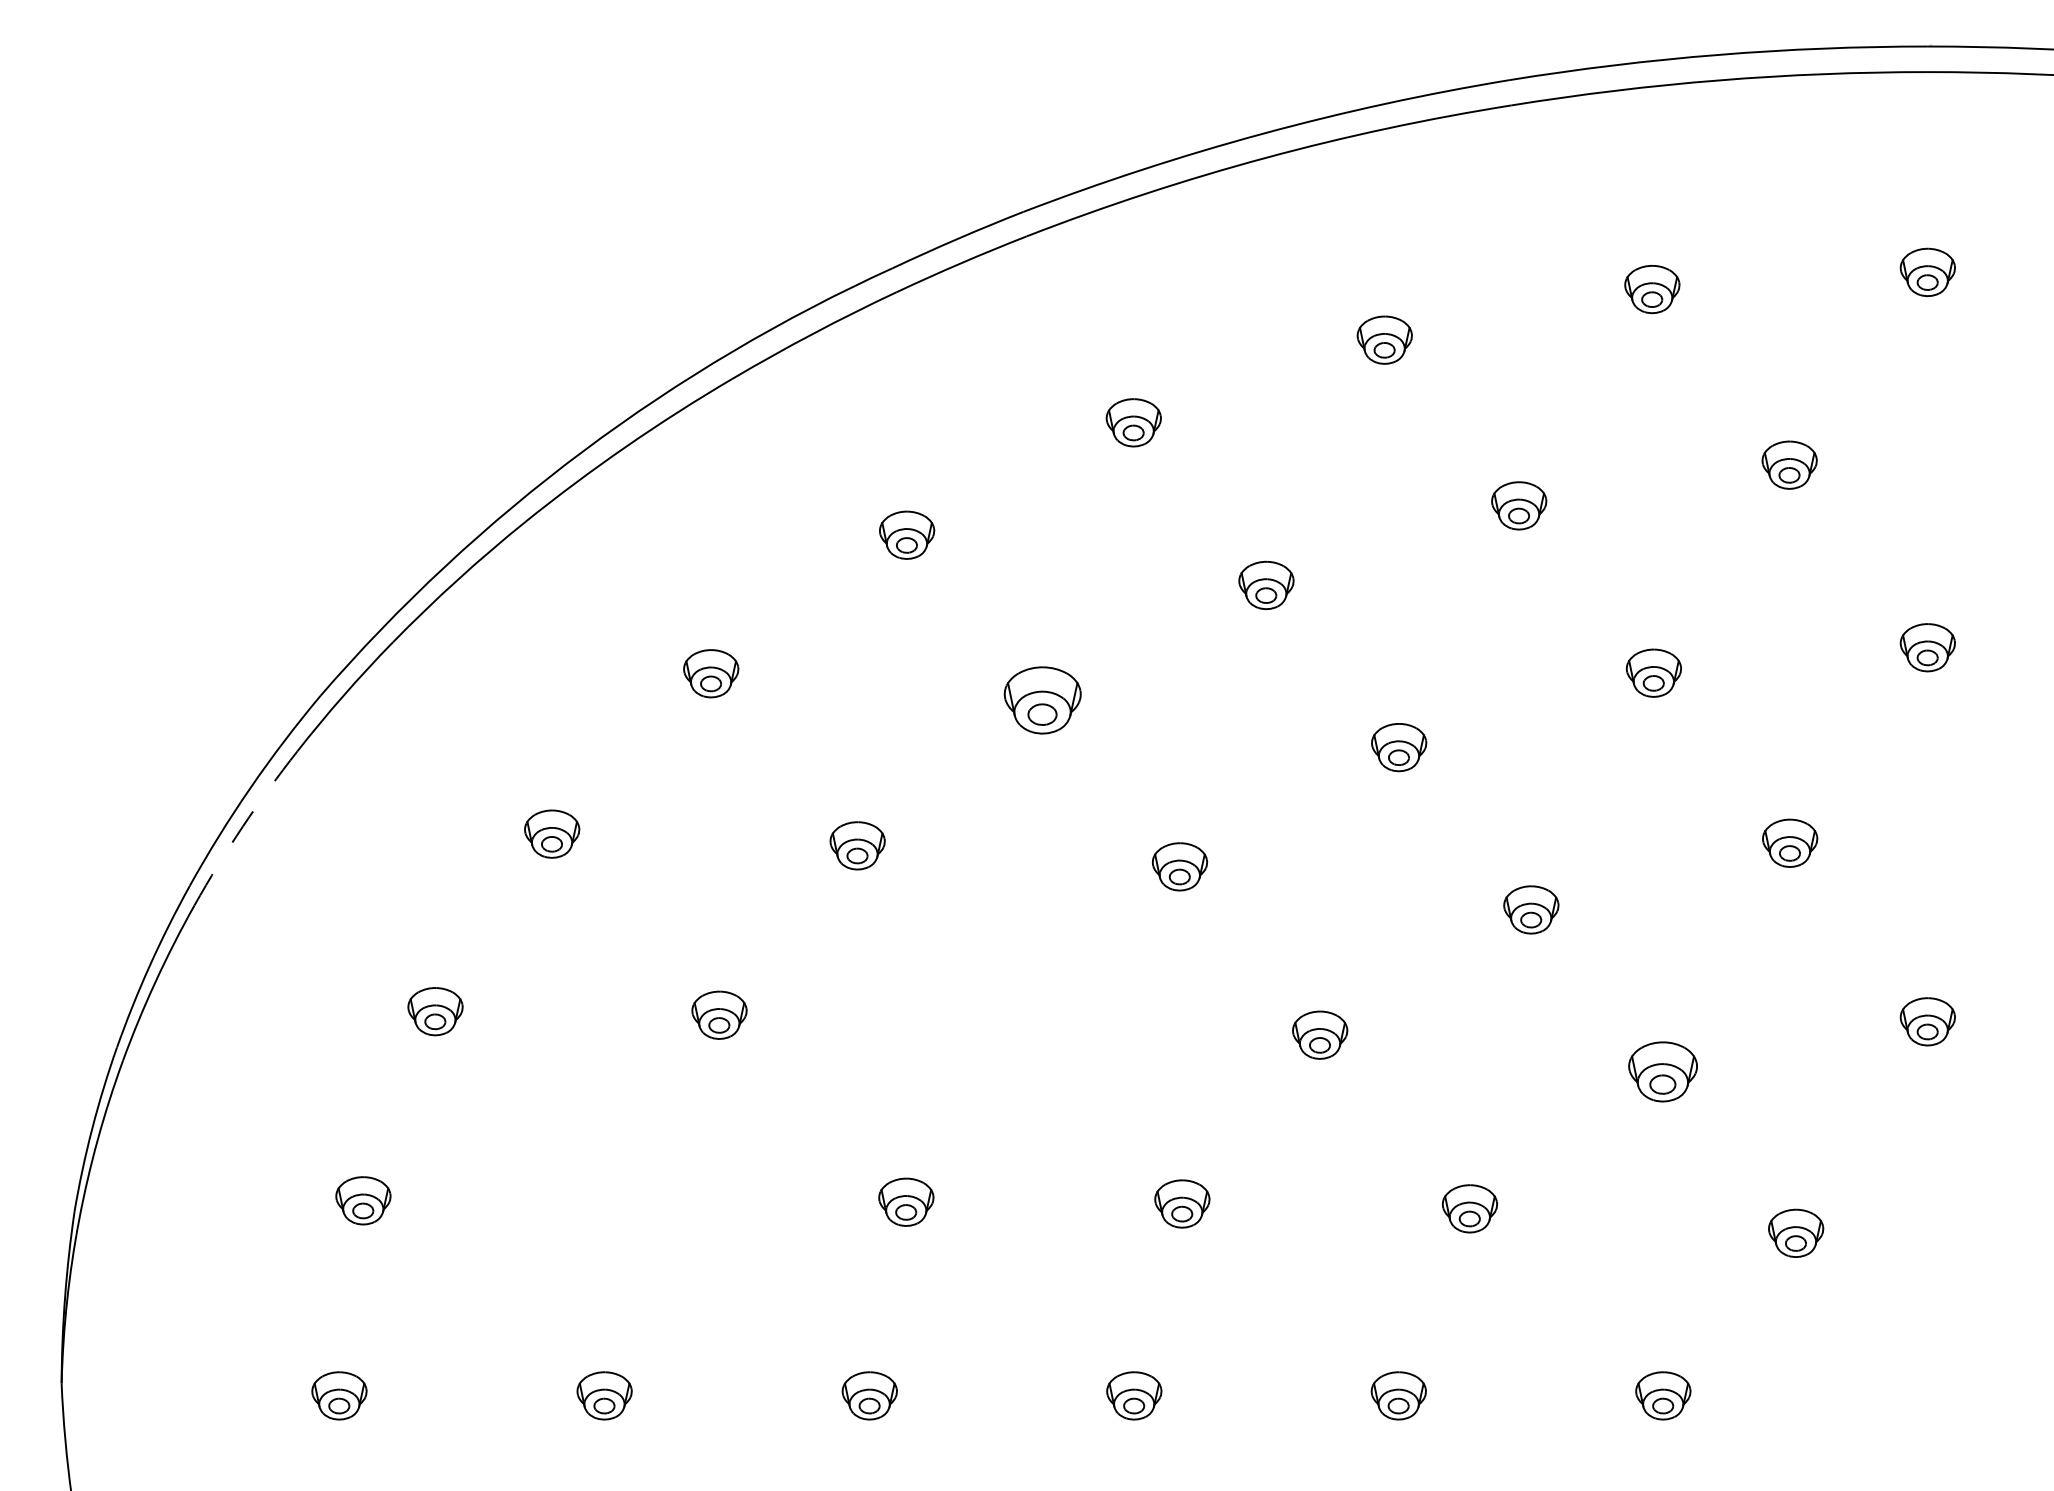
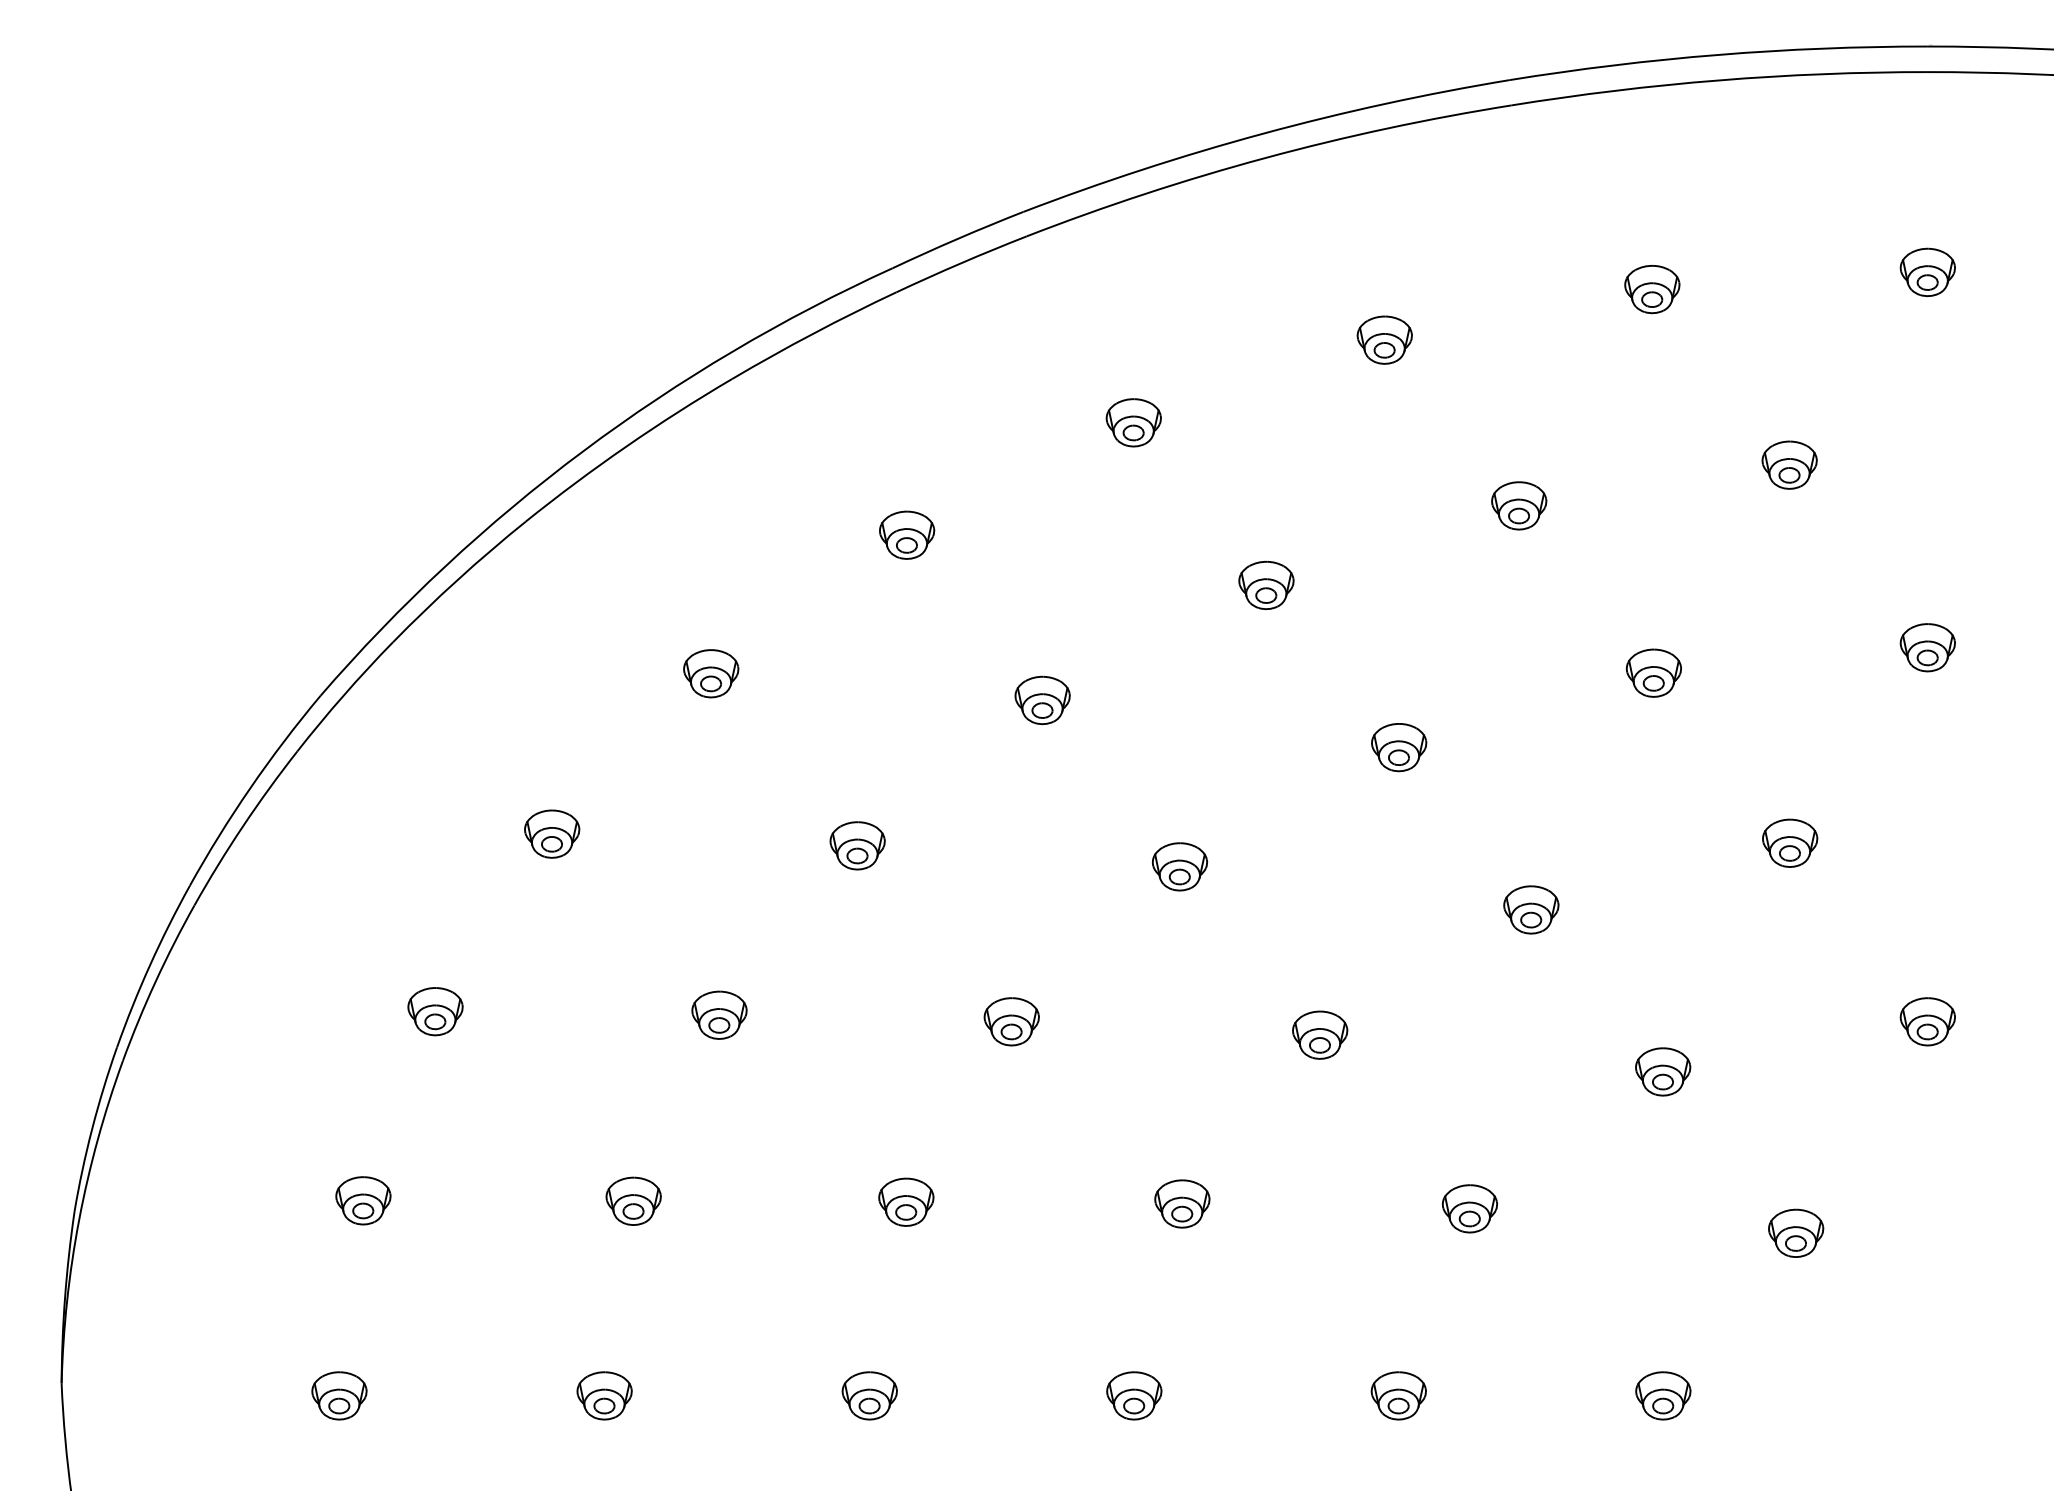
part size: 79x69 px -> 57x51 px (1042, 700)
arc: dashed -> solid (242, 826)
part: none -> present (1011, 1021)
part size: 70x62 px -> 57x50 px (1663, 1071)
part: none -> present (633, 1200)
